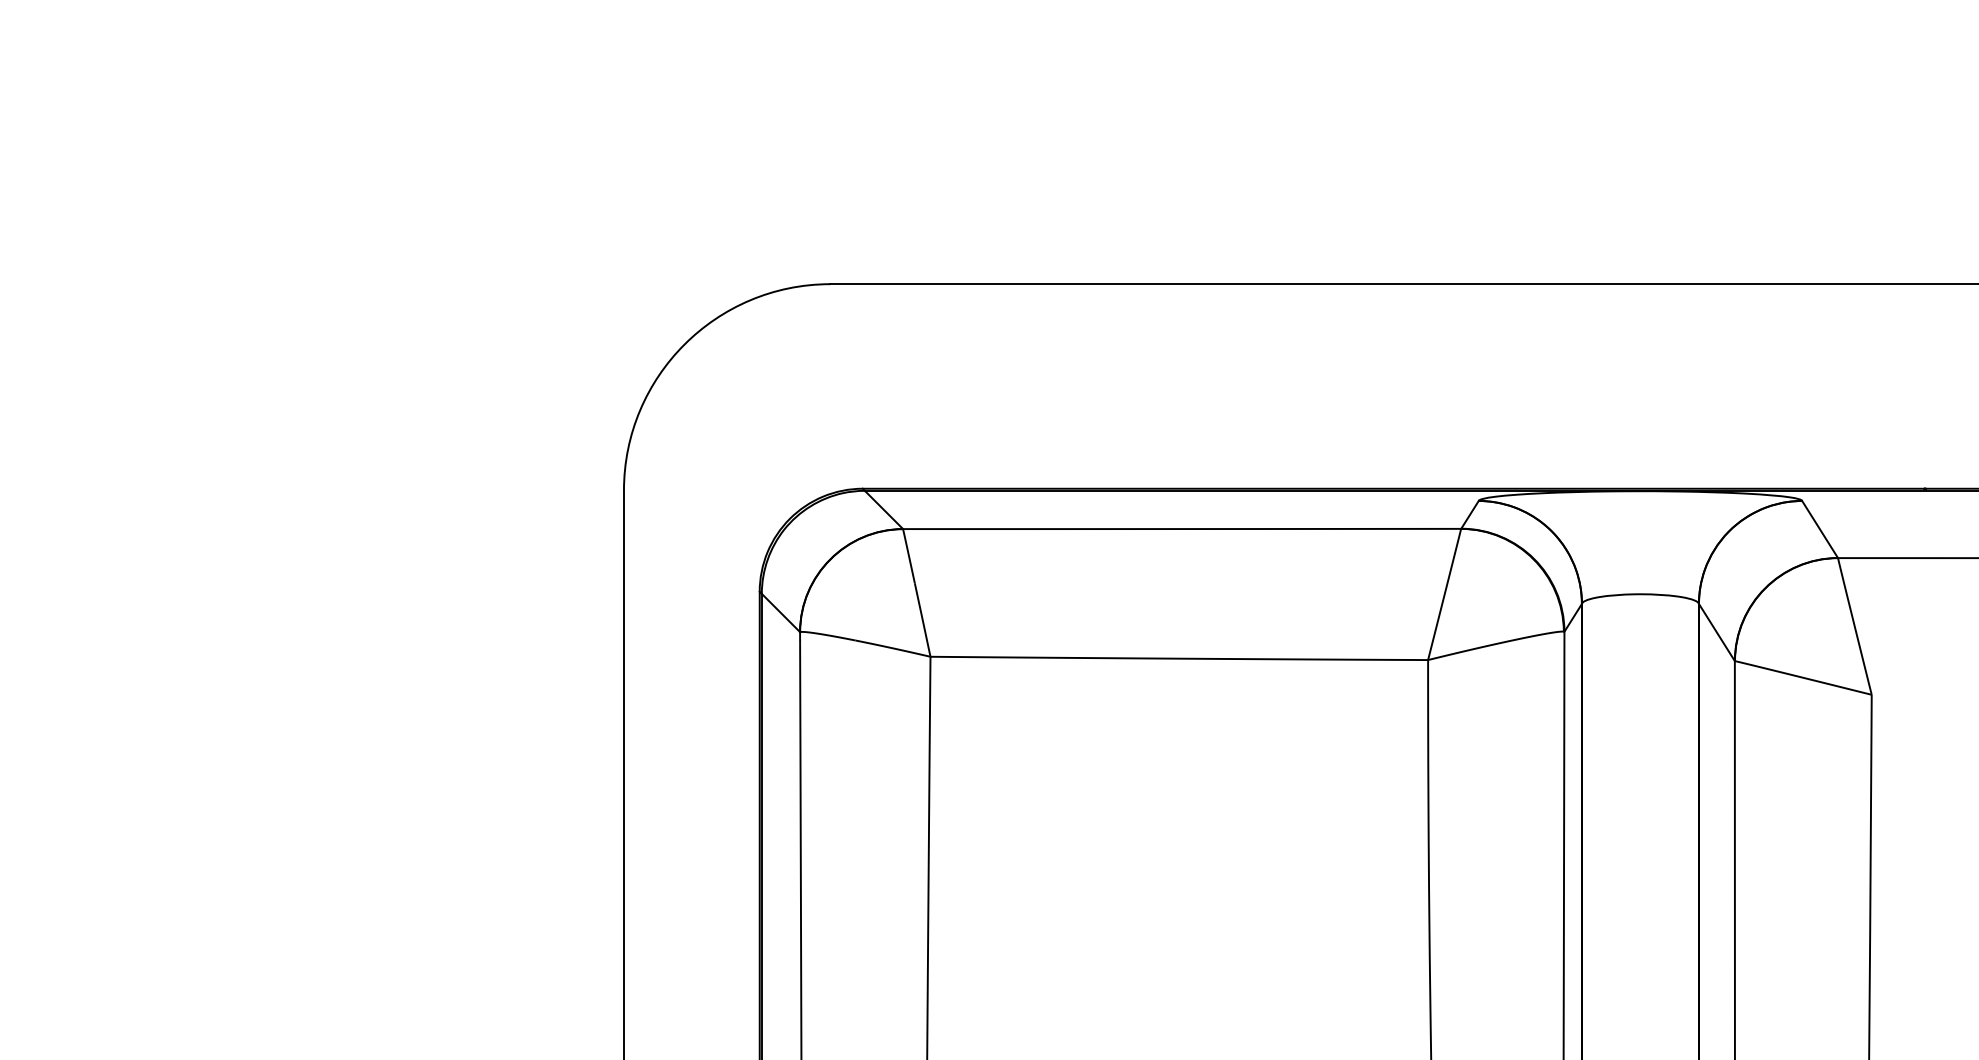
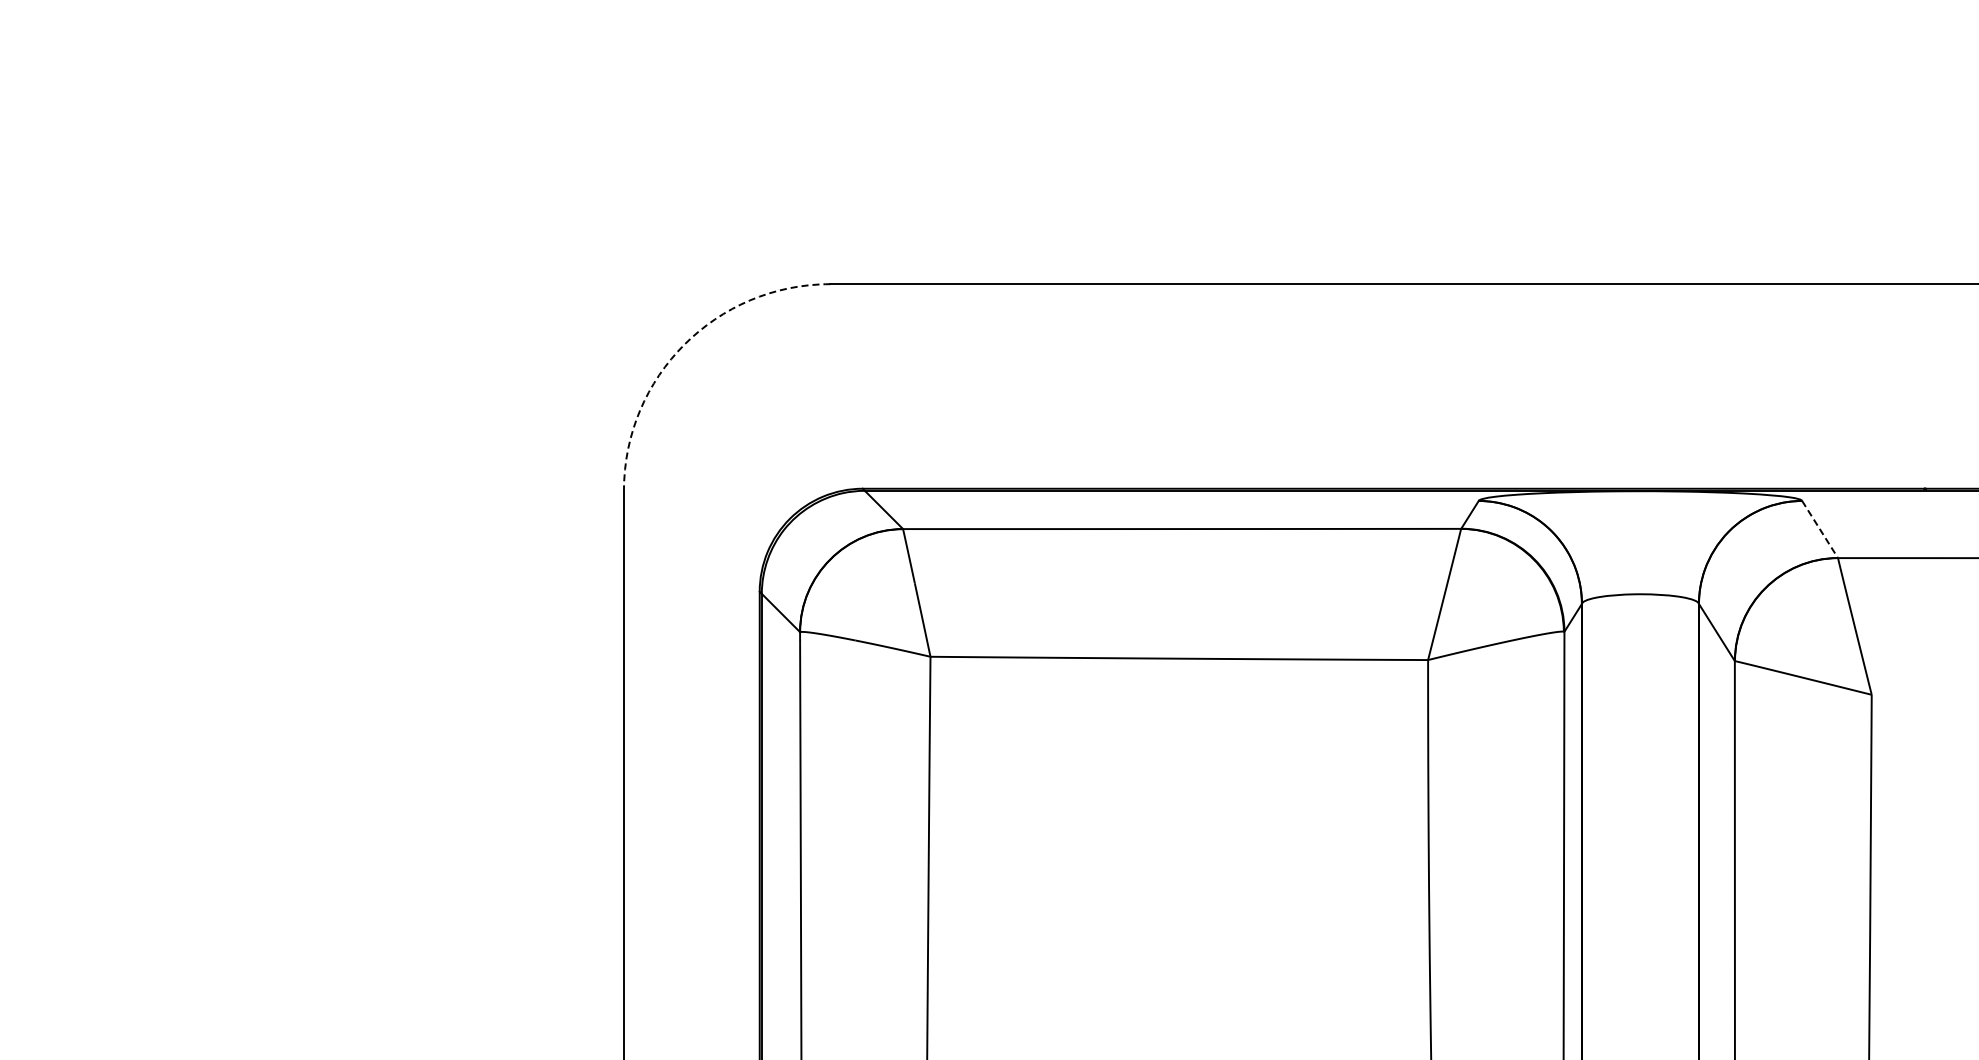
arc: solid -> dashed (684, 344)
line: solid -> dashed (1820, 529)
